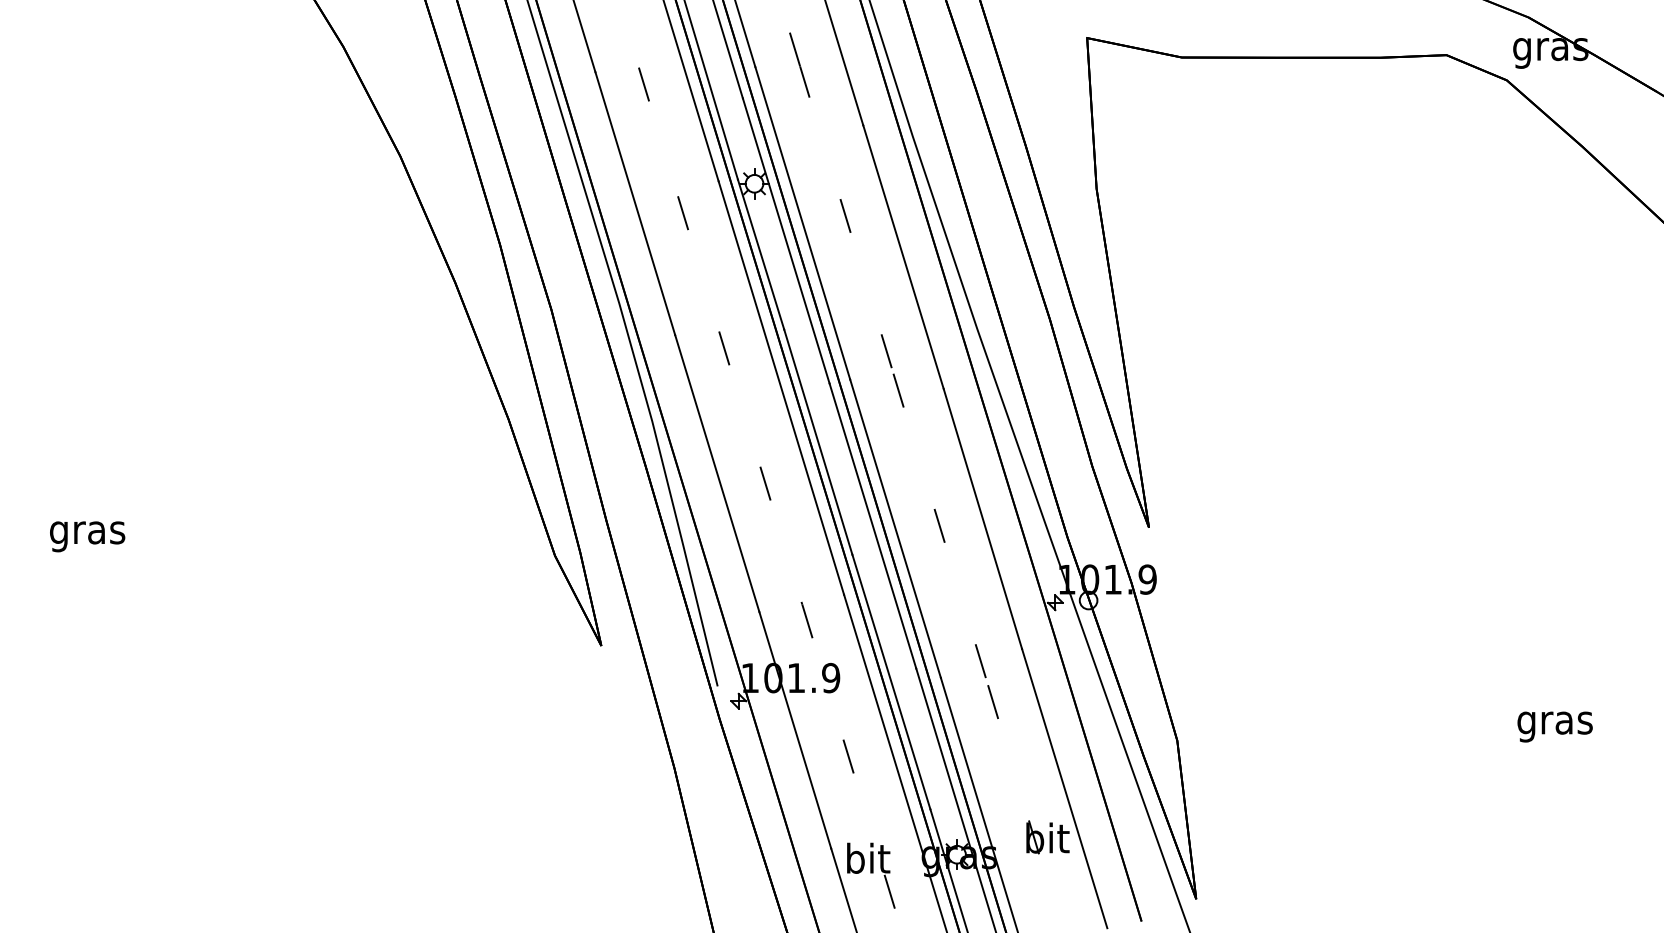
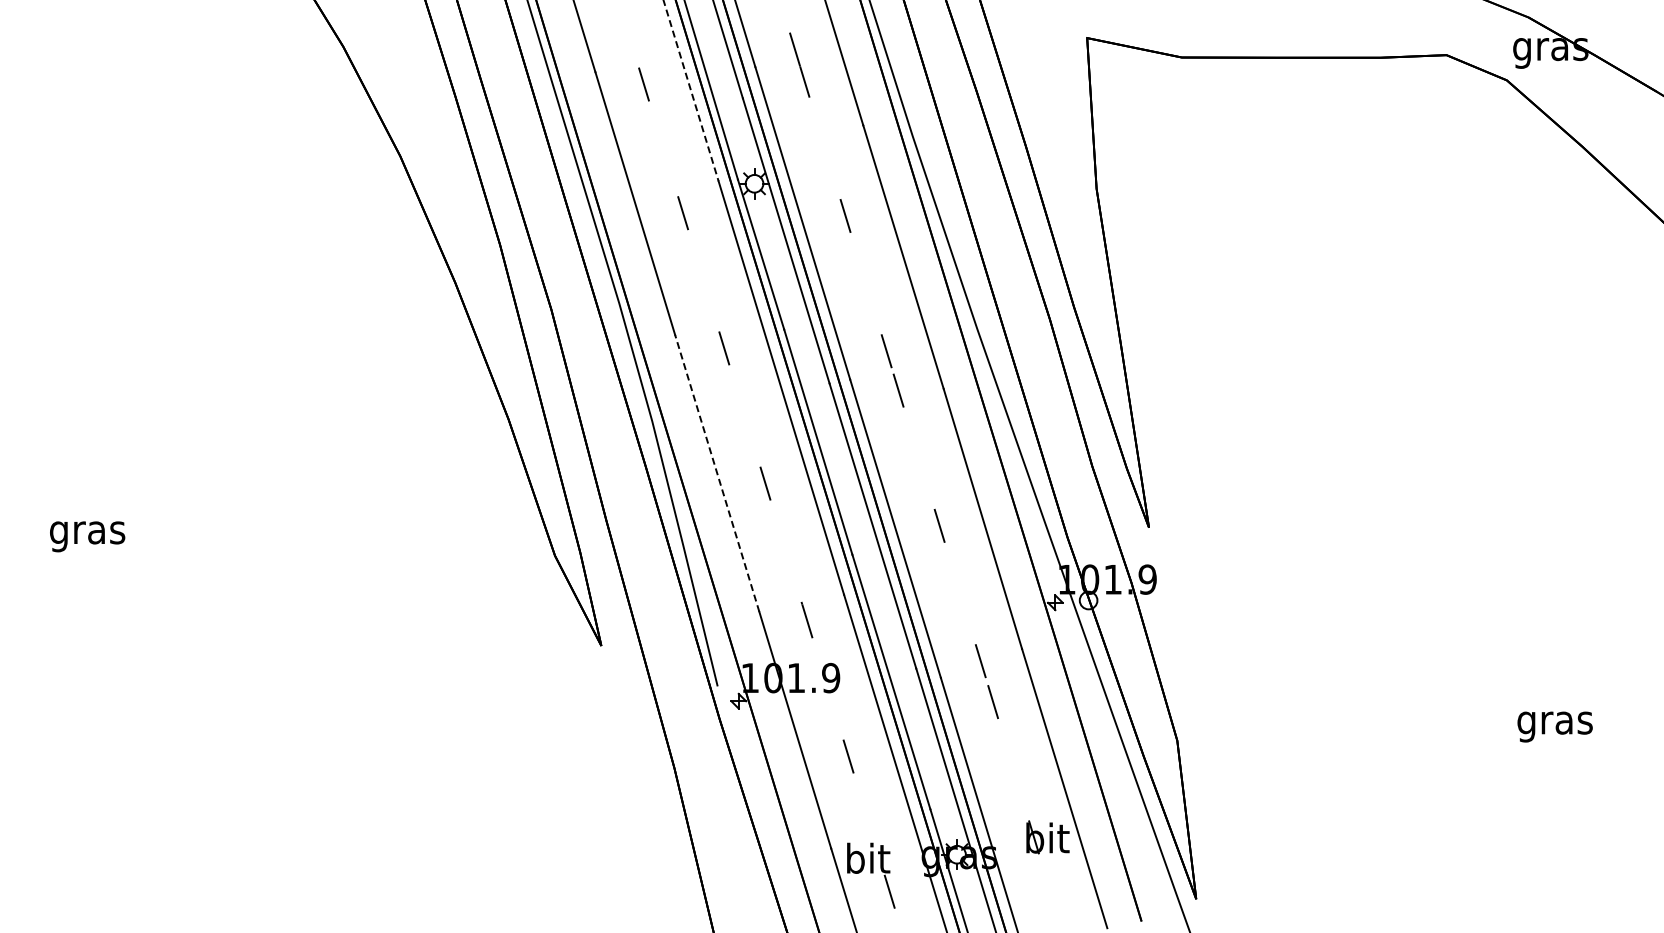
line: solid -> dashed (691, 91)
line: solid -> dashed (717, 473)
